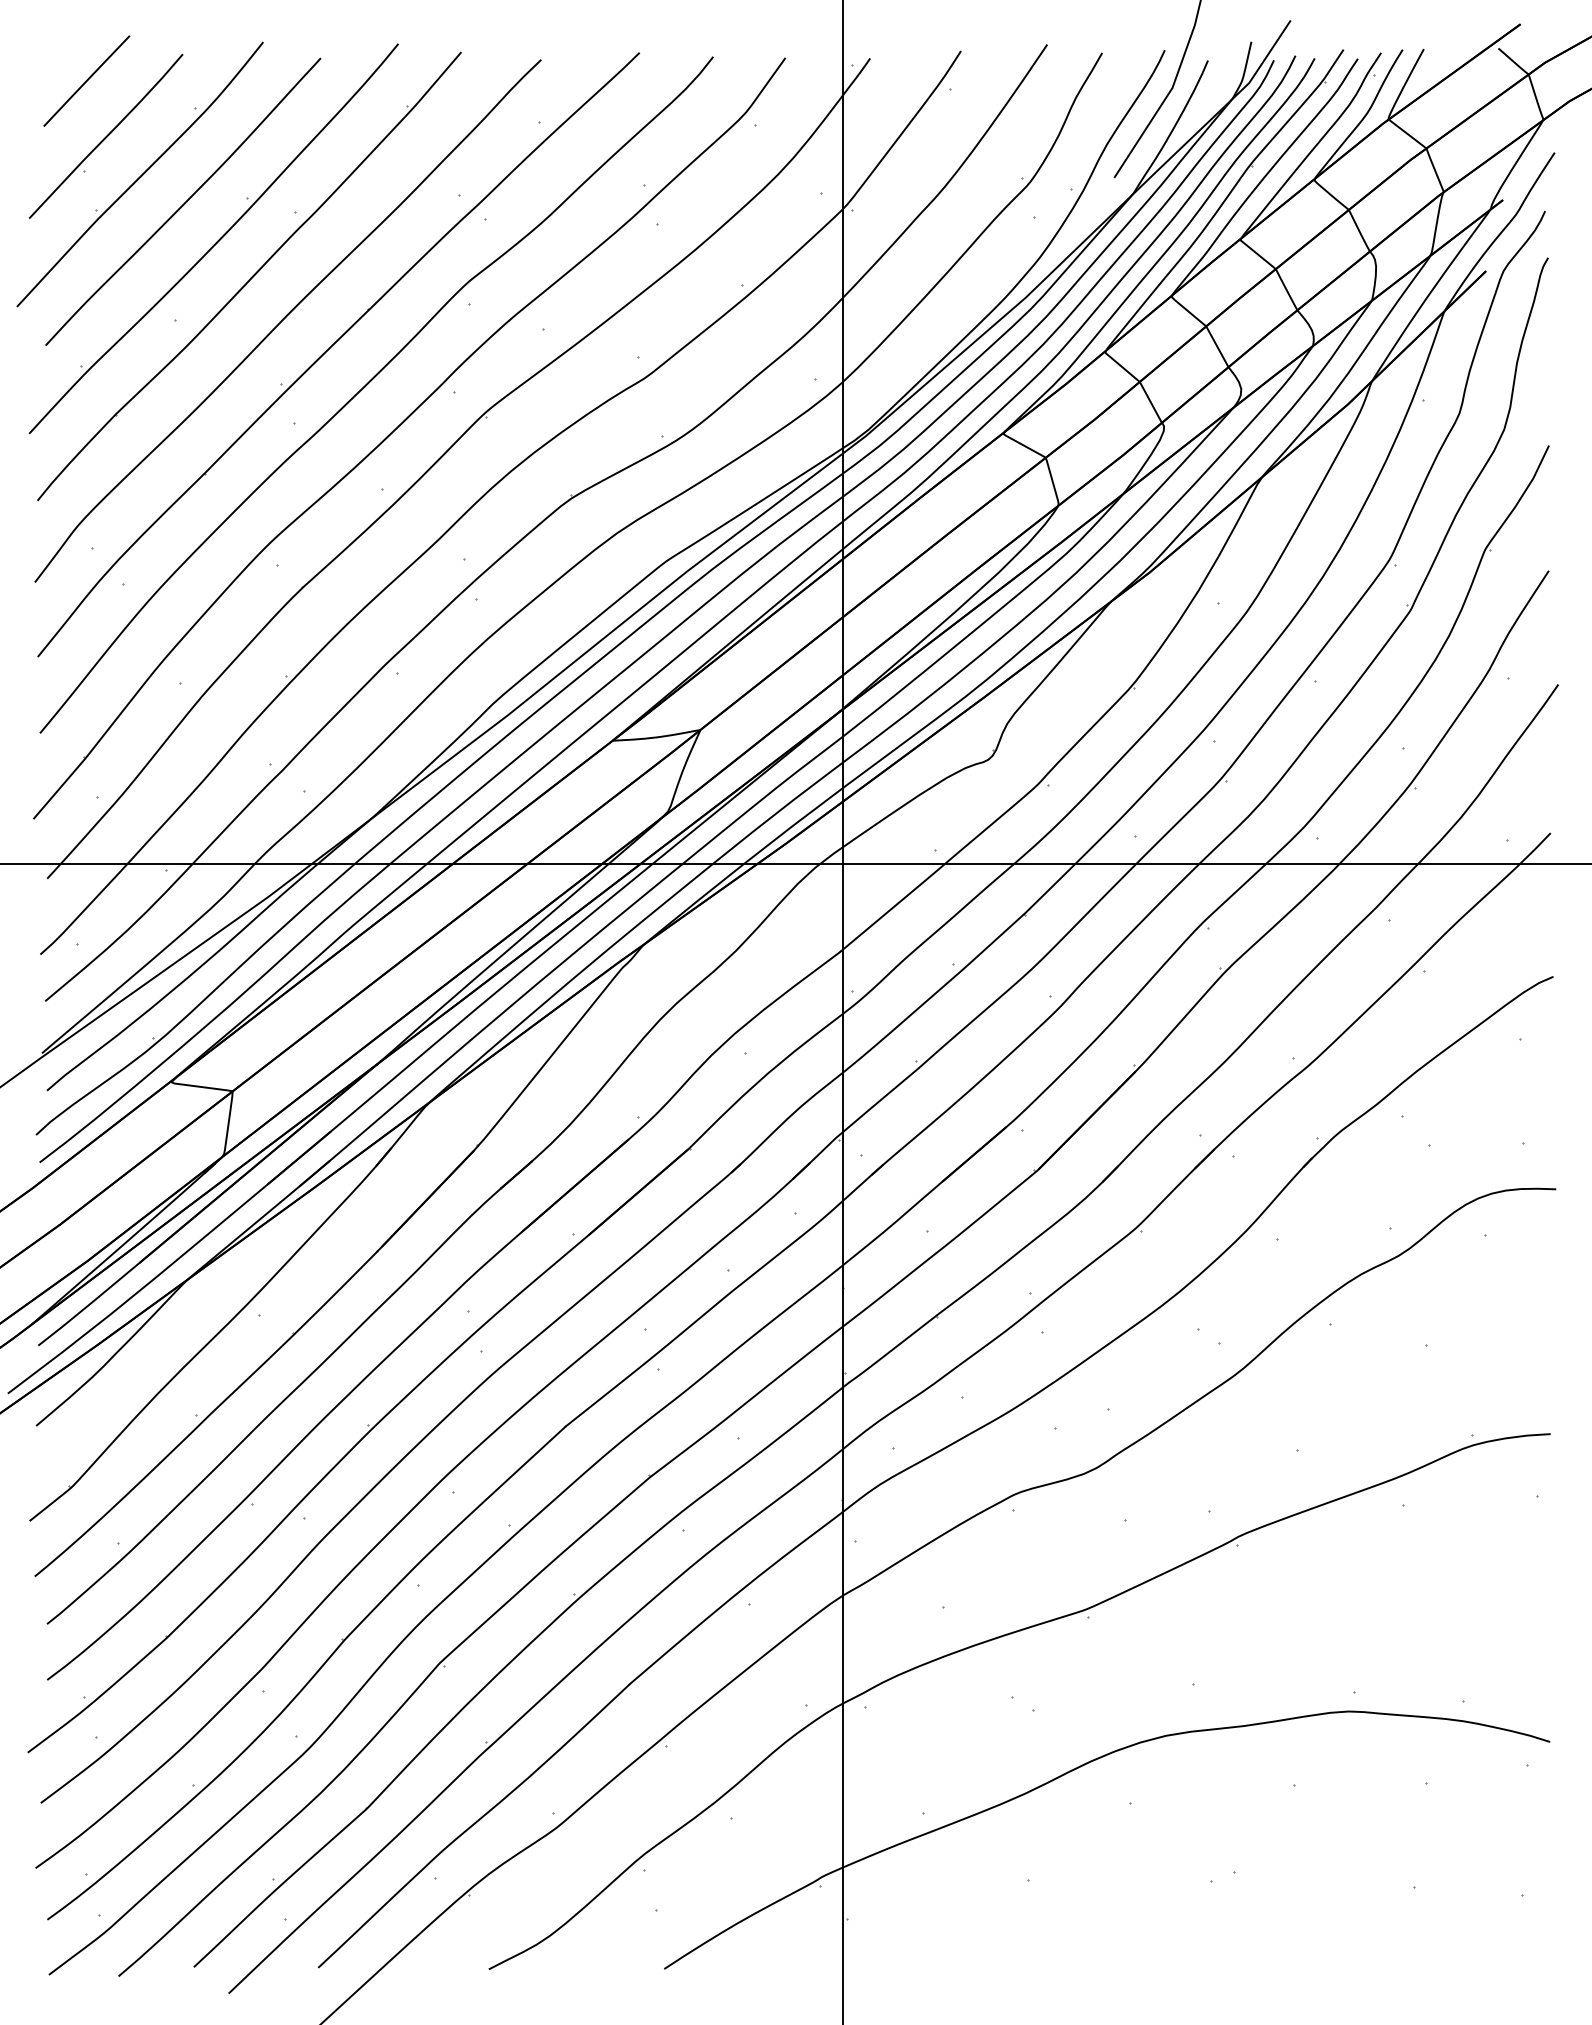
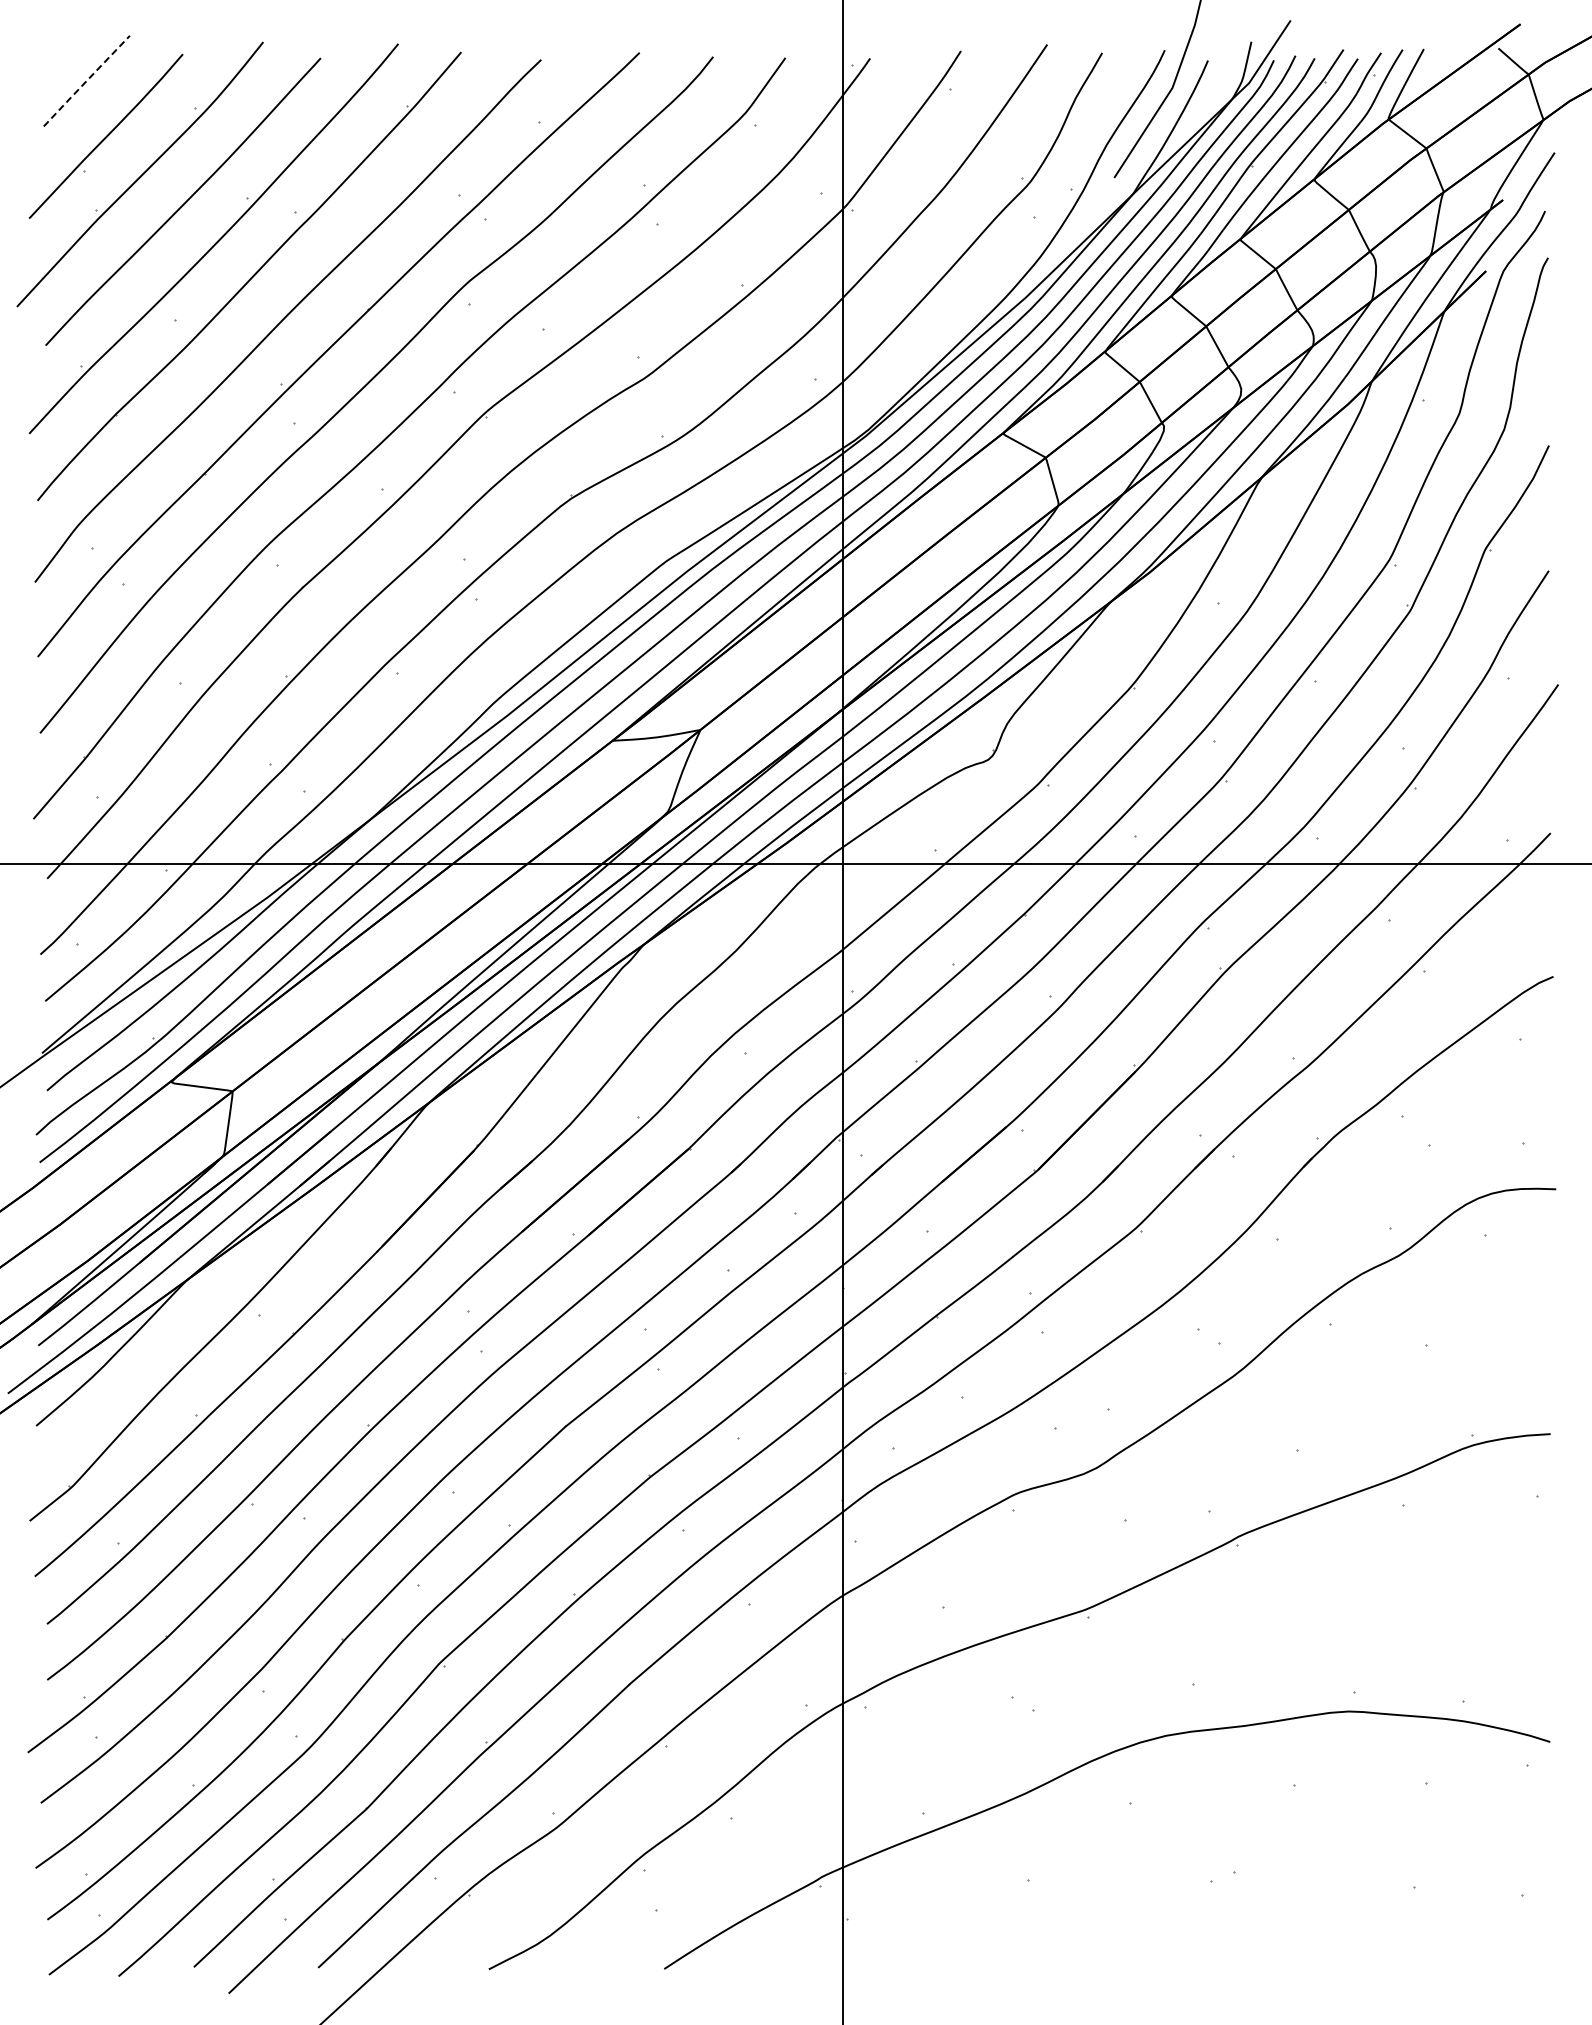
line: solid -> dashed (86, 80)
